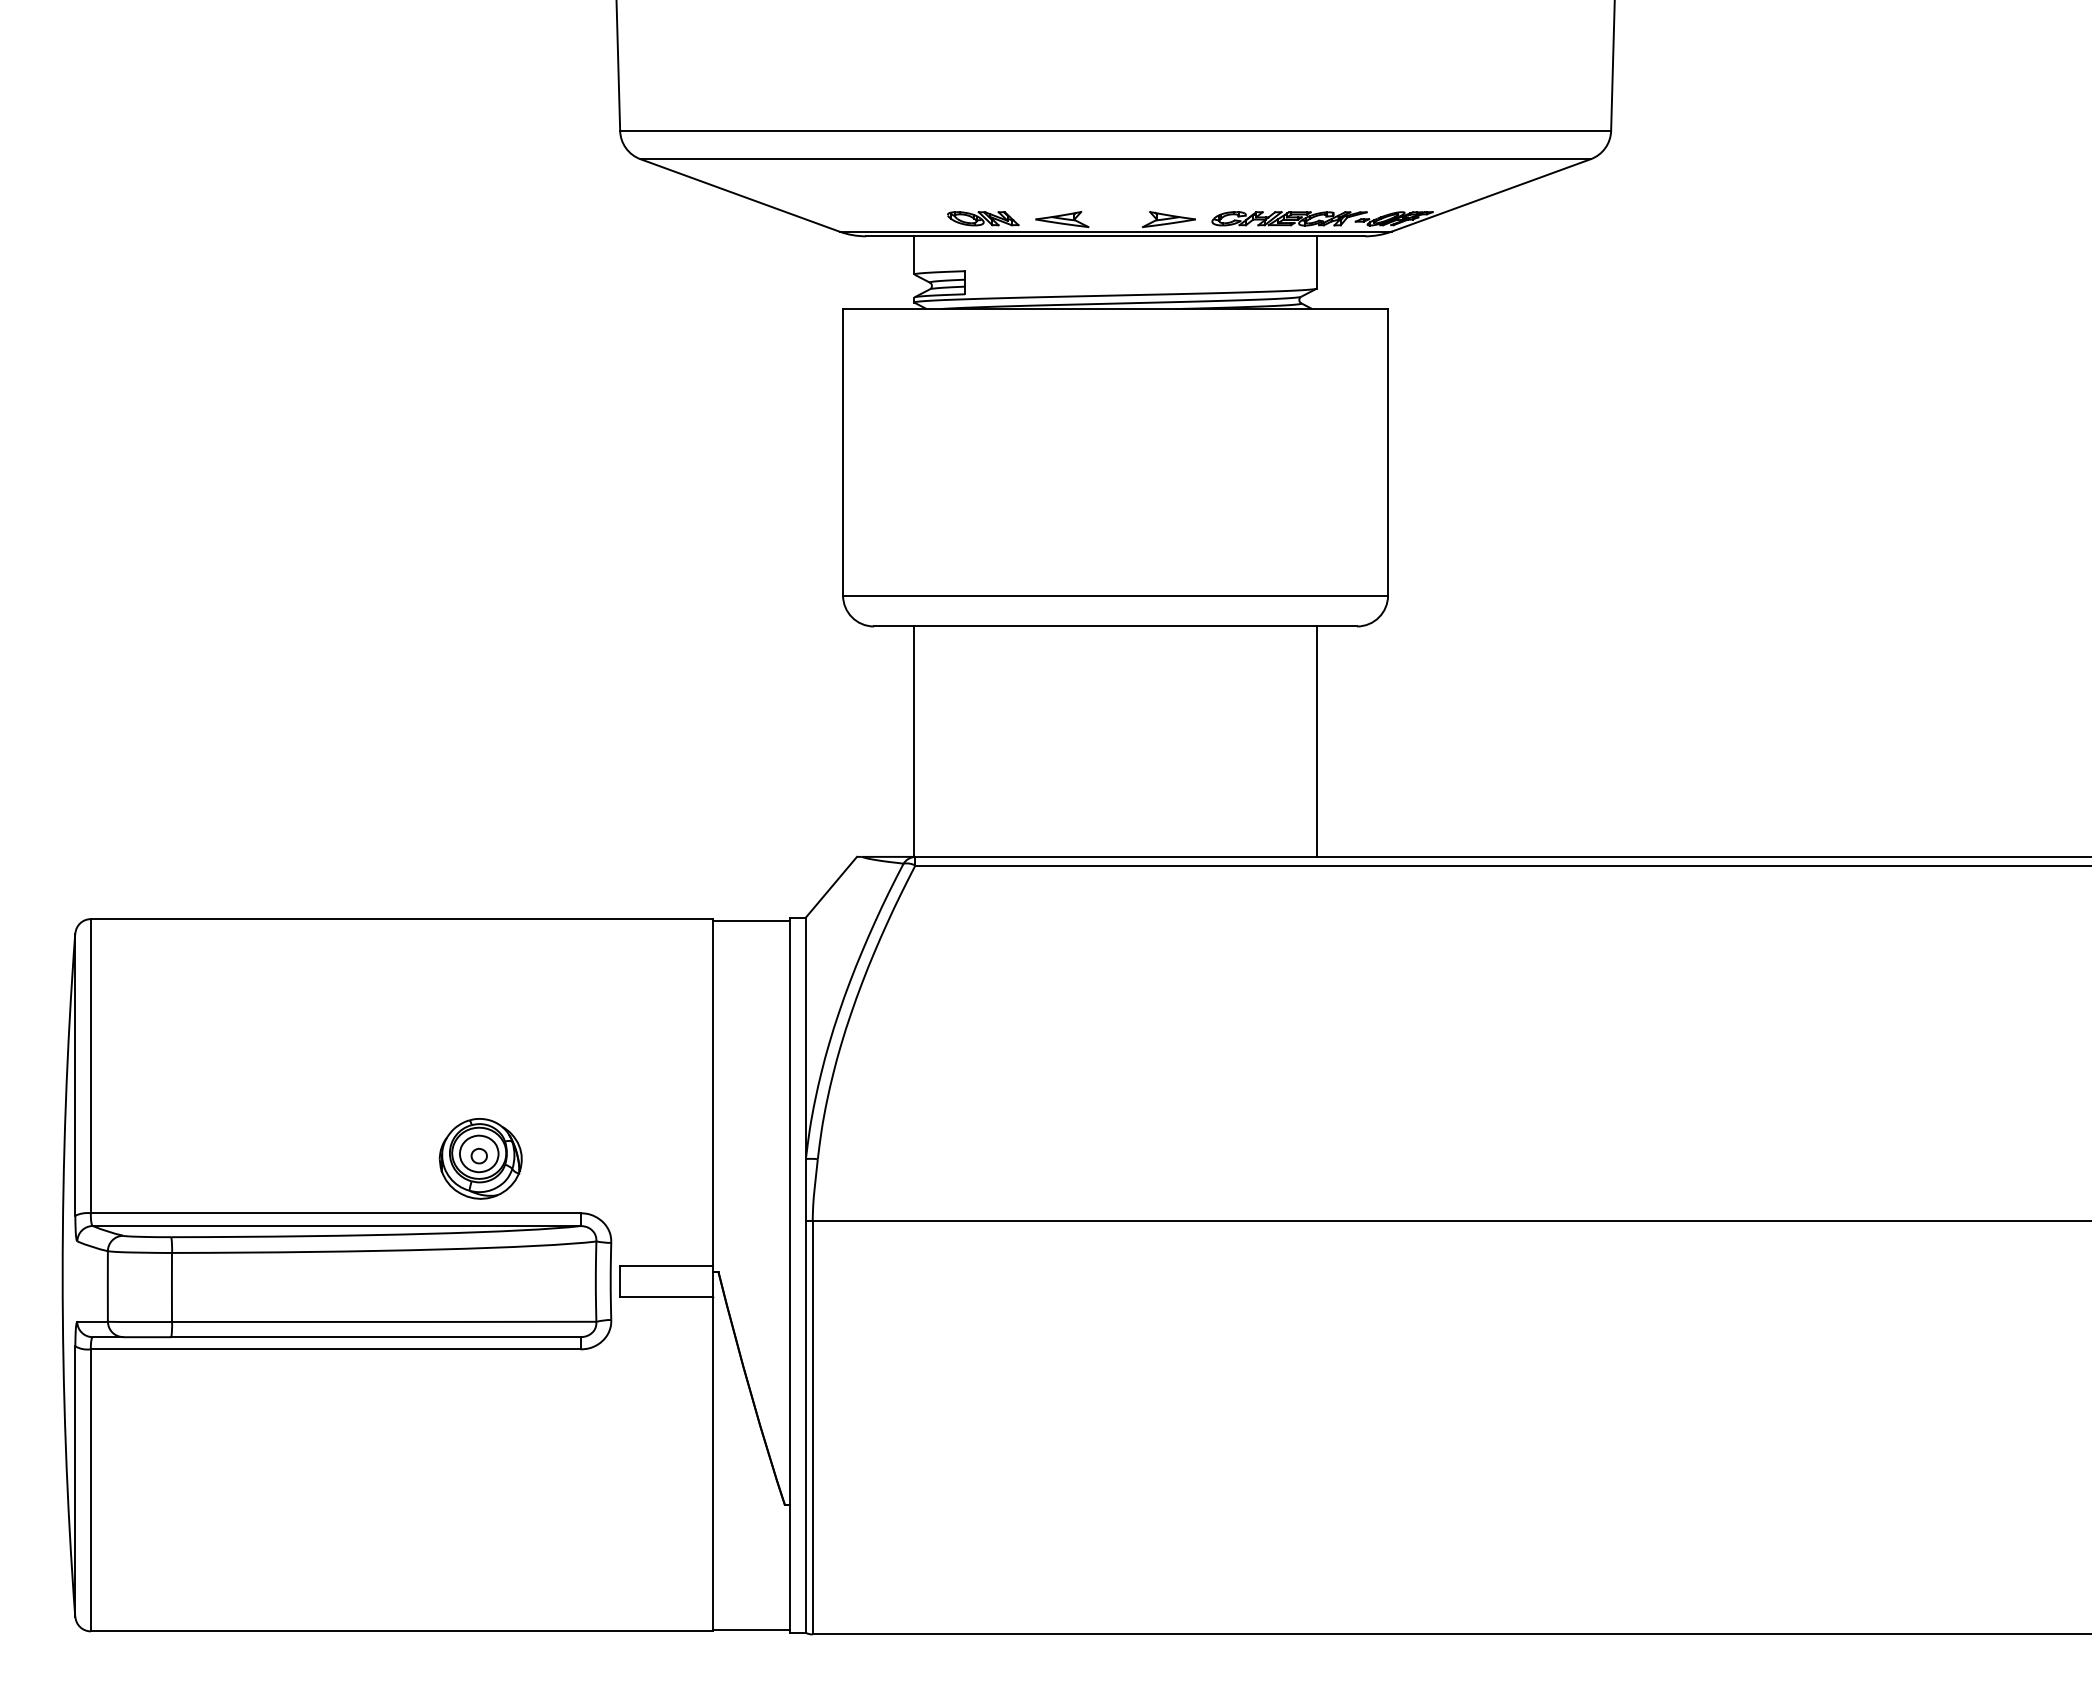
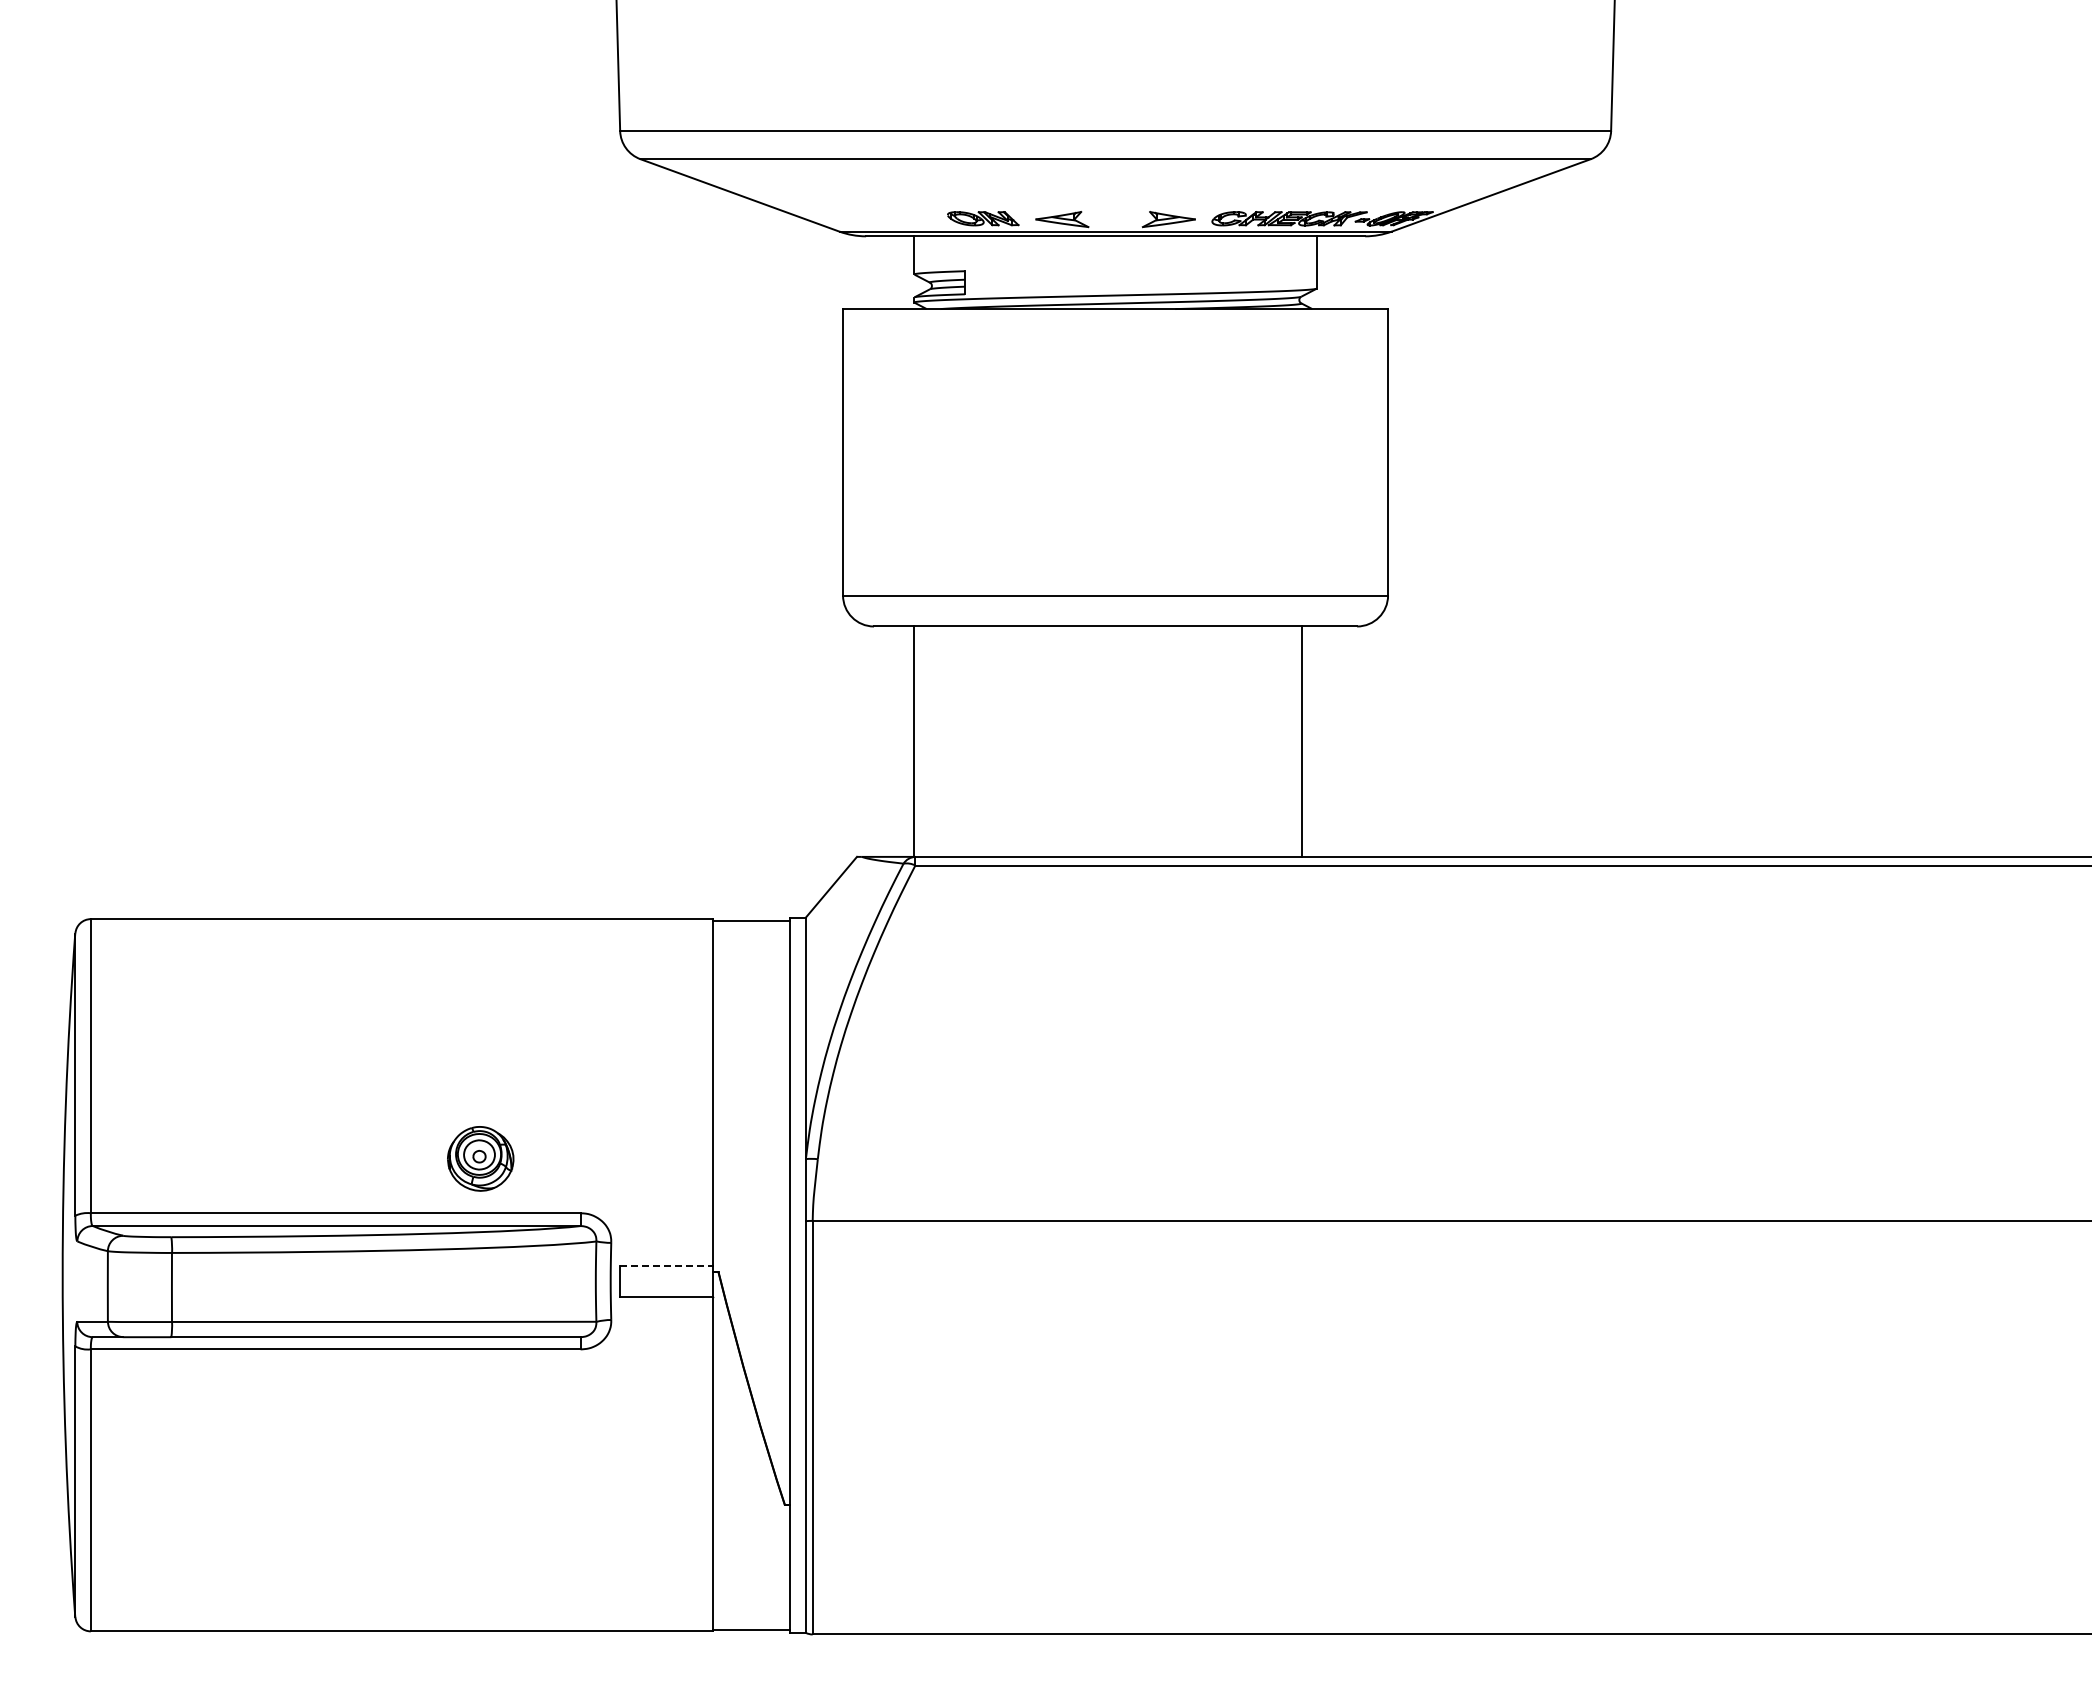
line position: (1316, 741) -> (1301, 741) (1301, 741)
part size: 85x82 px -> 68x66 px (480, 1158)
line: solid -> dashed (667, 1265)
